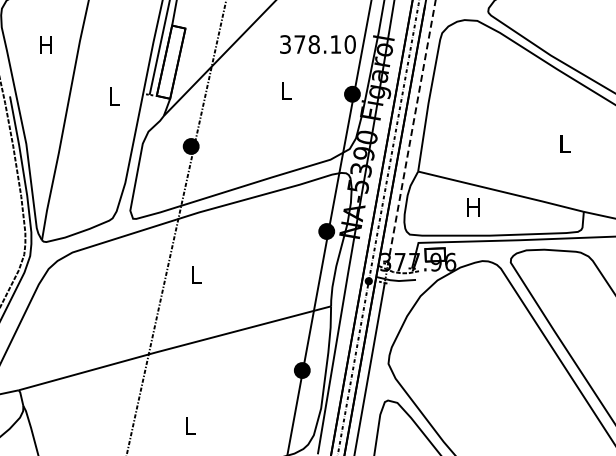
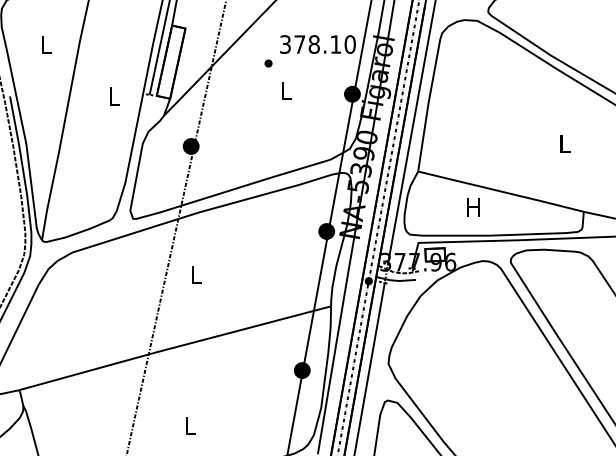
text: H -> L (45, 44)
part: none -> present (268, 63)
line: dashed -> solid (411, 132)
